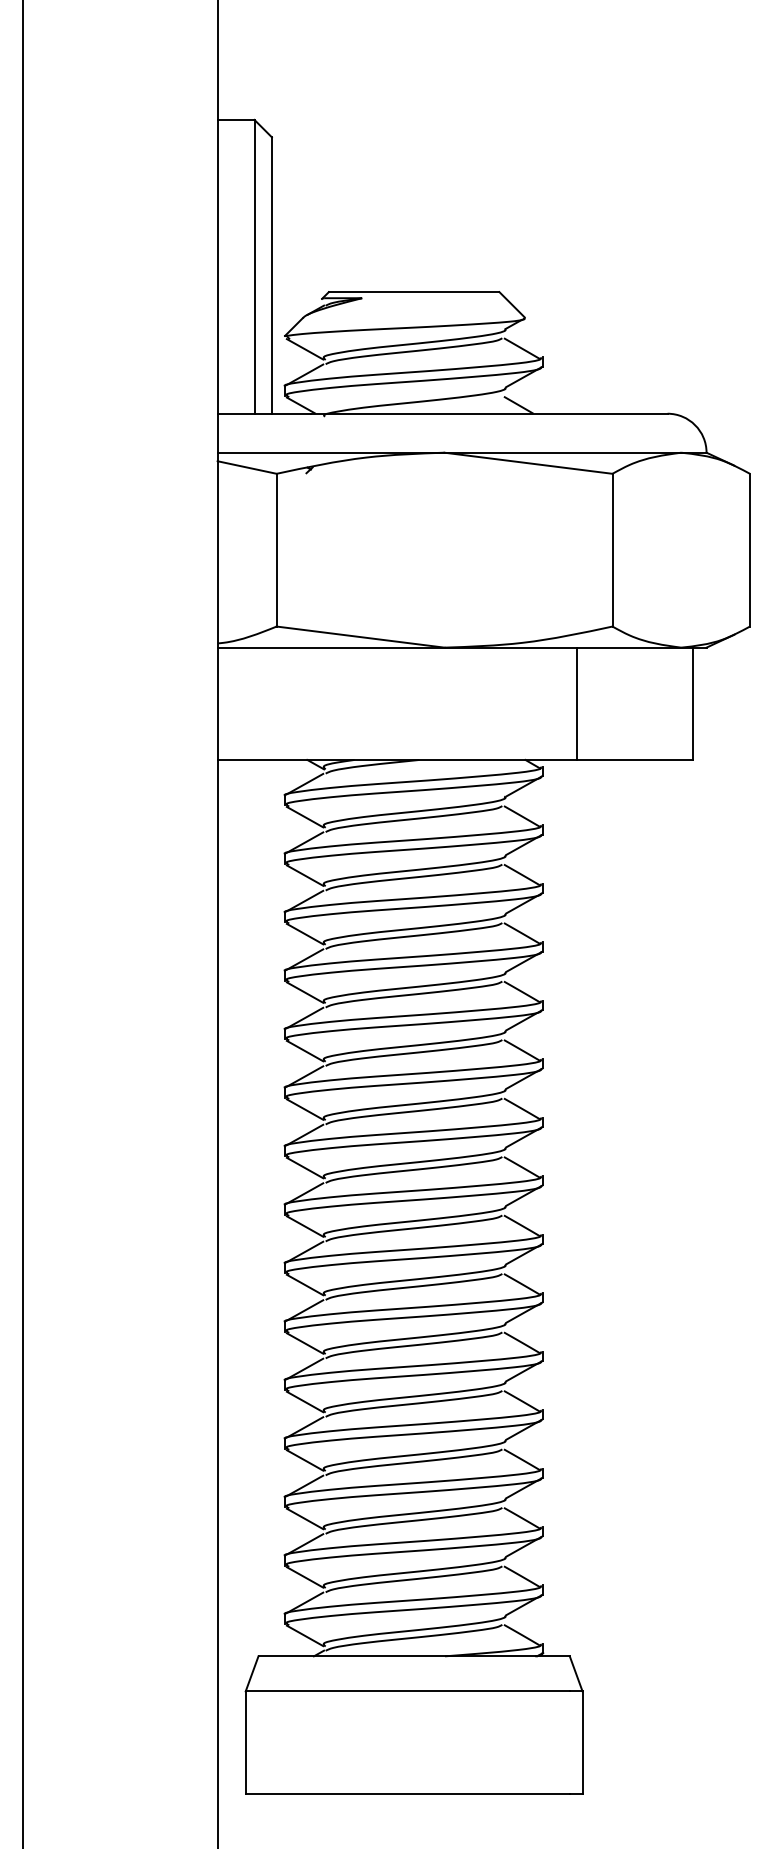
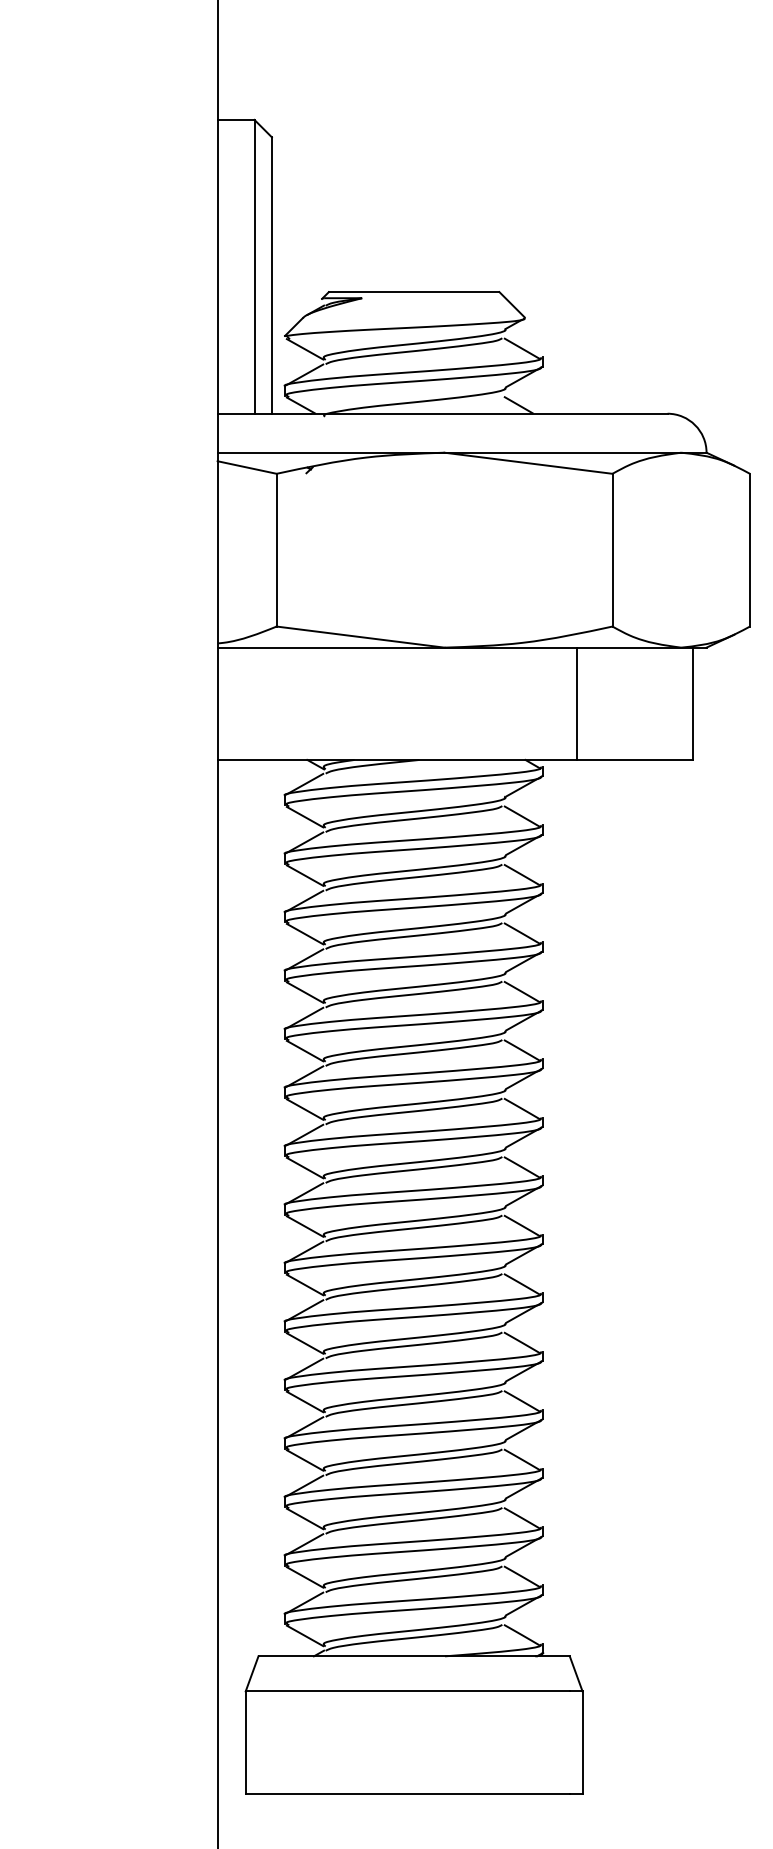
line: present -> none (23, 923)
